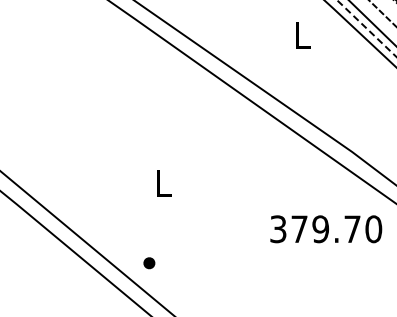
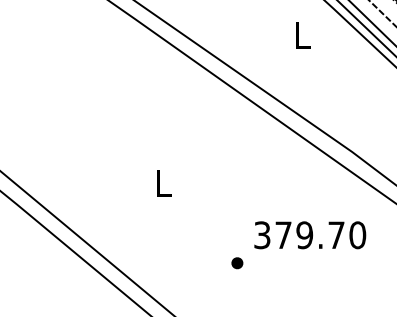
line: dashed -> solid (366, 28)
text position: (326, 229) -> (310, 235) (310, 235)
part position: (149, 263) -> (237, 263) (237, 263)
